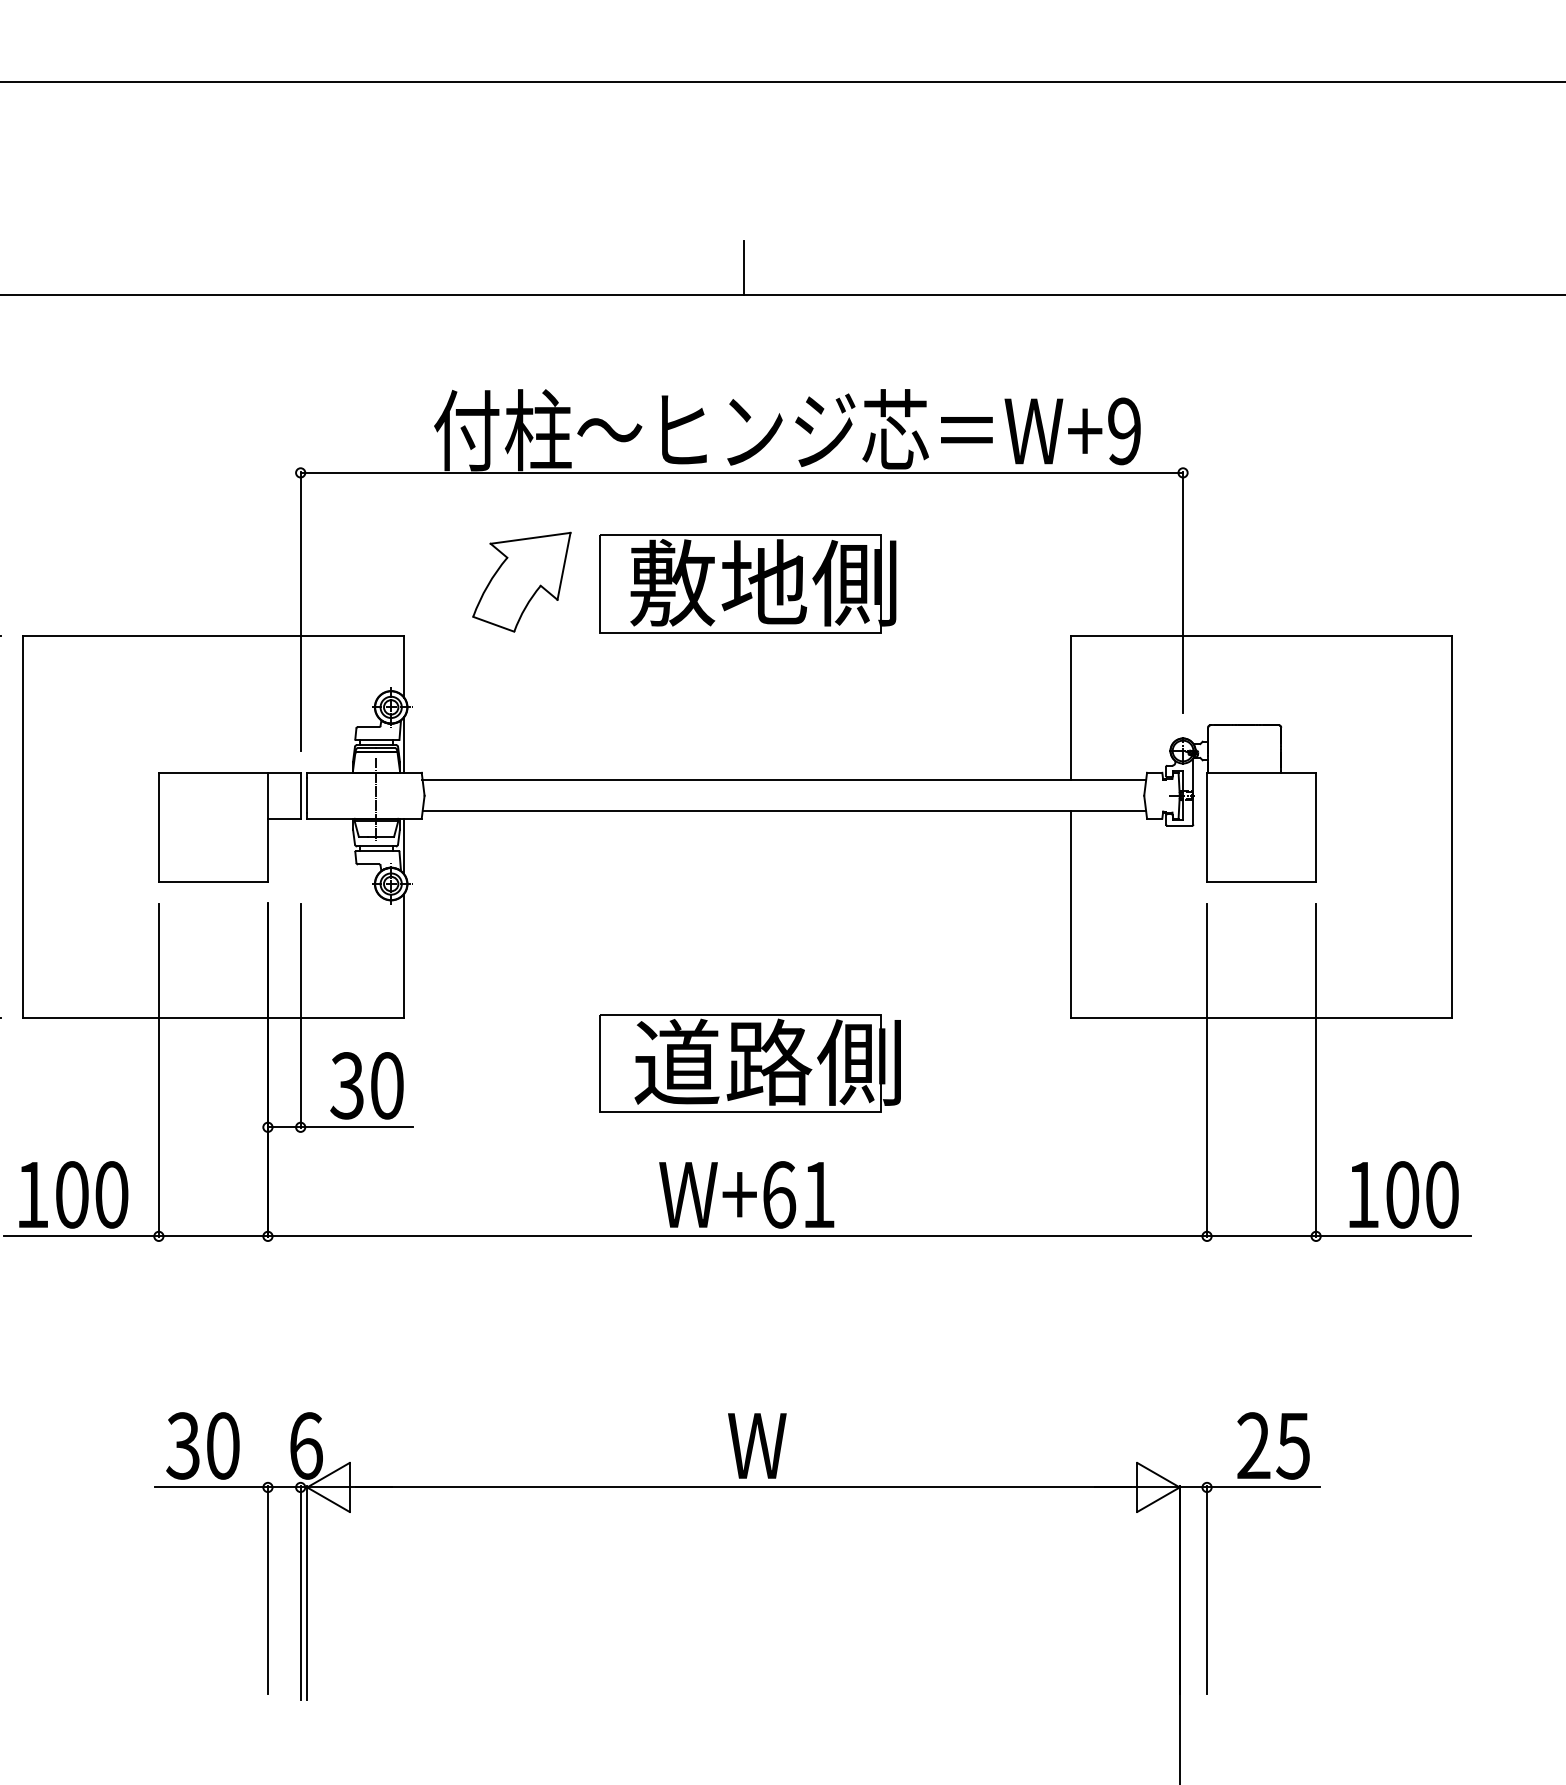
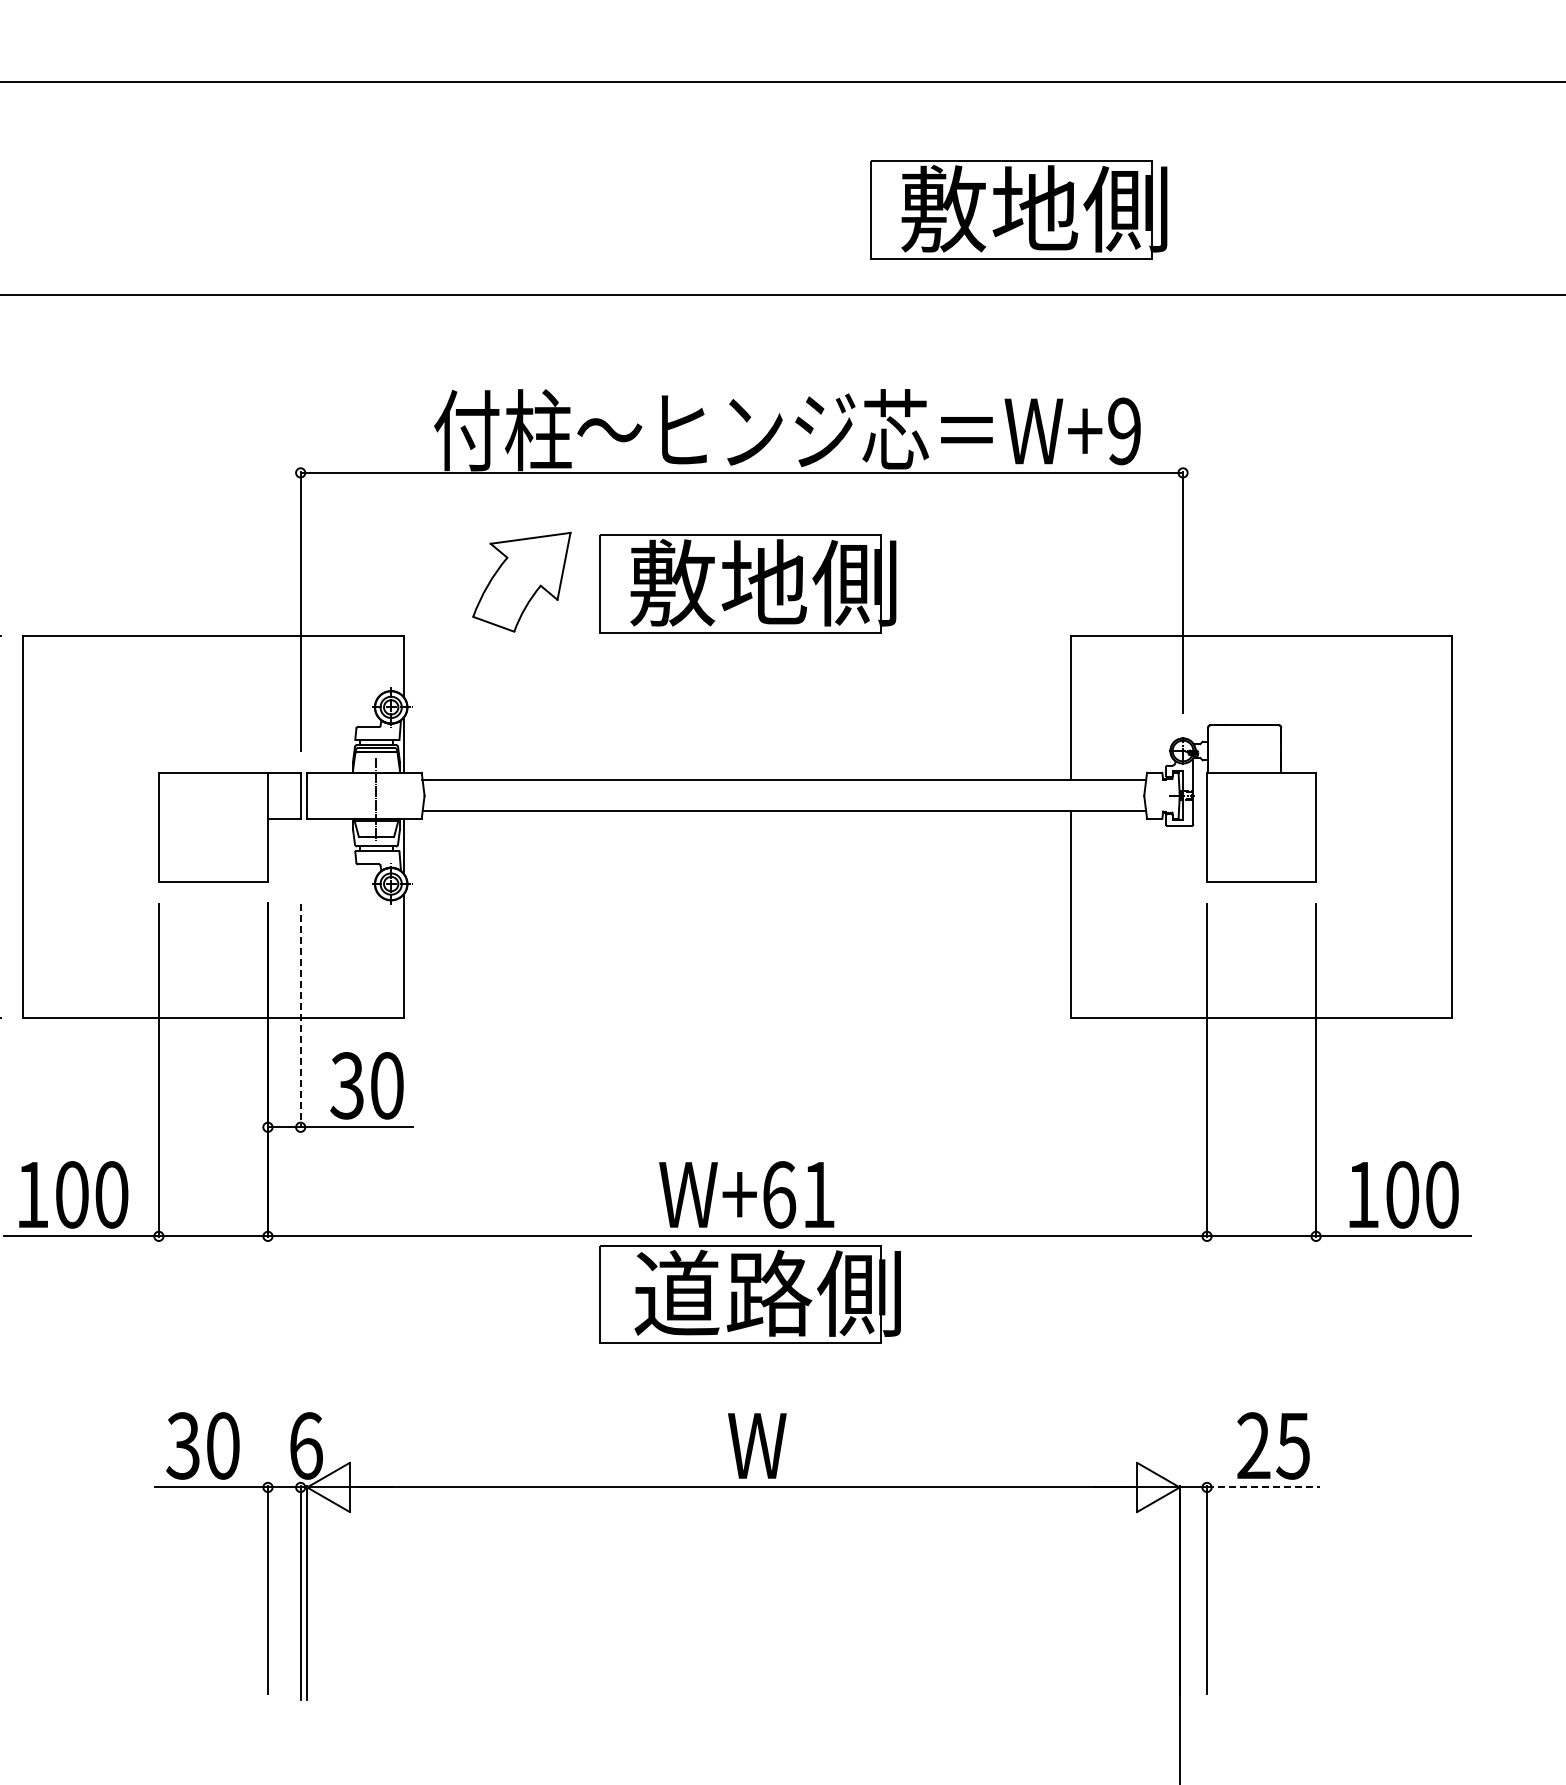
part: none -> present (1018, 209)
line: present -> none (743, 267)
line: solid -> dashed (300, 1016)
part position: (749, 1063) -> (749, 1294) (749, 1294)
line: solid -> dashed (1263, 1487)
